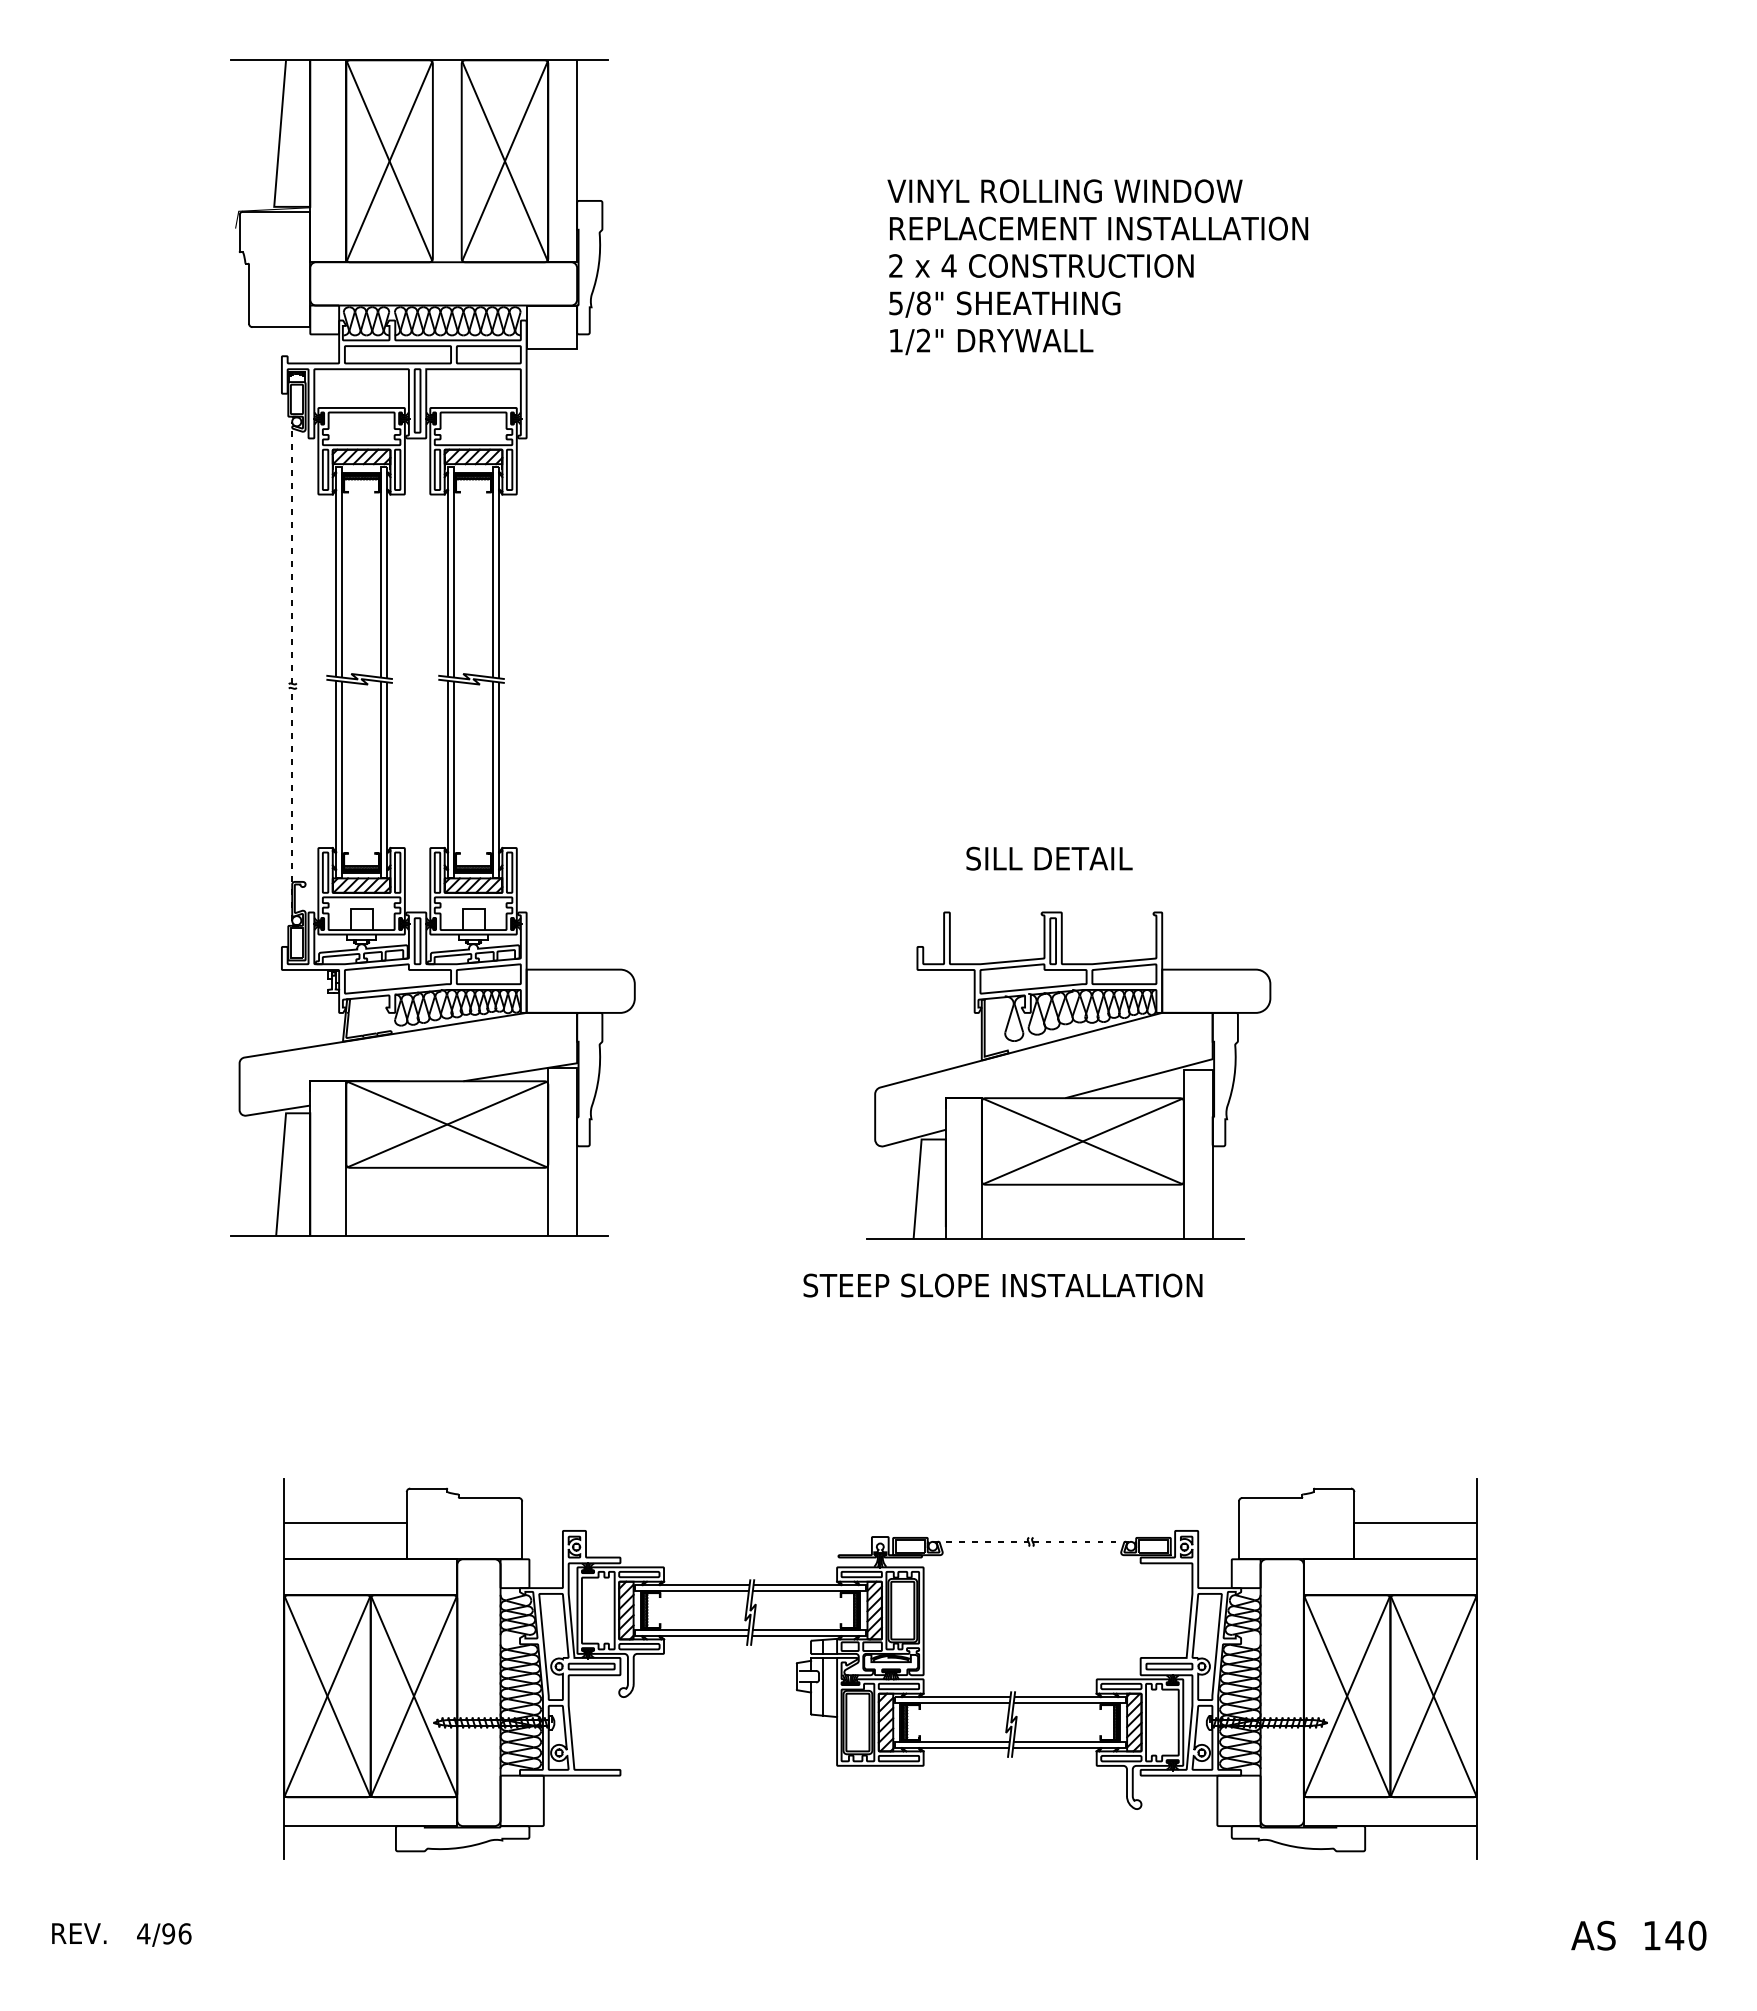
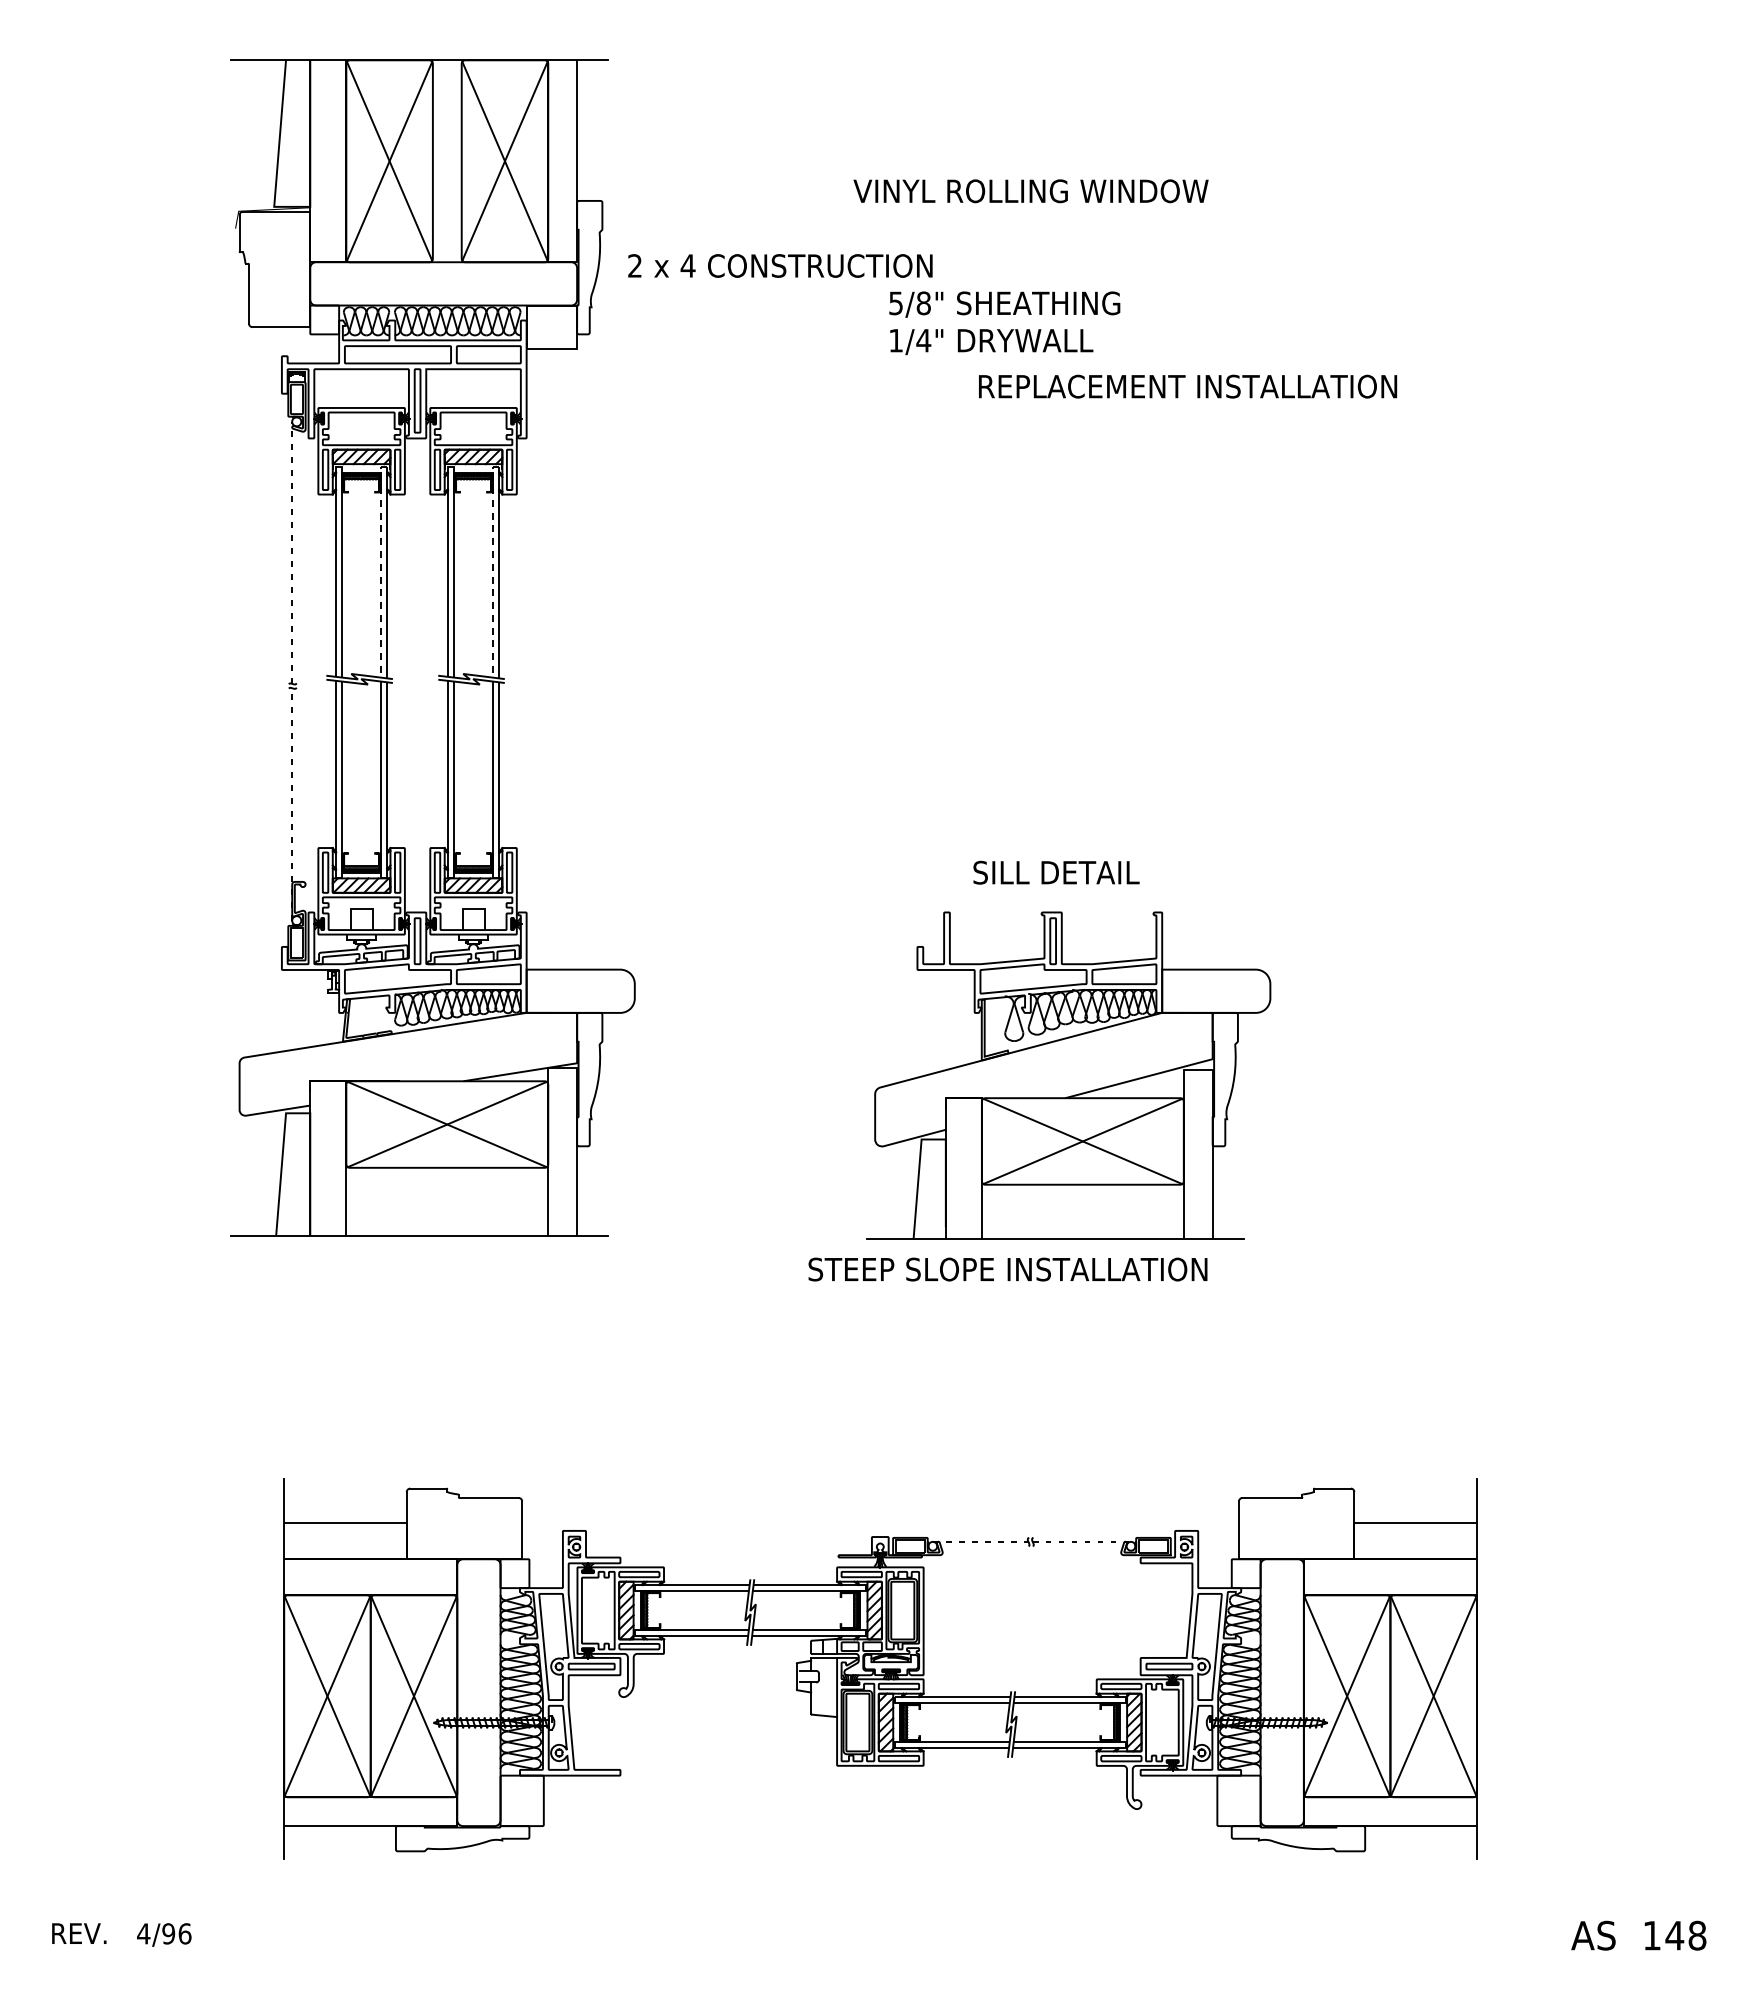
text position: (1064, 191) -> (1030, 191) (1030, 191)
text position: (1099, 228) -> (1188, 386) (1188, 386)
text position: (1041, 265) -> (780, 265) (780, 265)
text: 1/2" -> 1/4" (923, 340)
line: solid -> dashed (381, 568)
line: solid -> dashed (493, 568)
text position: (1049, 858) -> (1056, 872) (1056, 872)
text position: (1002, 1285) -> (1007, 1269) (1007, 1269)
line: present -> none (822, 1686)
text: 140 -> 148 (1697, 1935)
